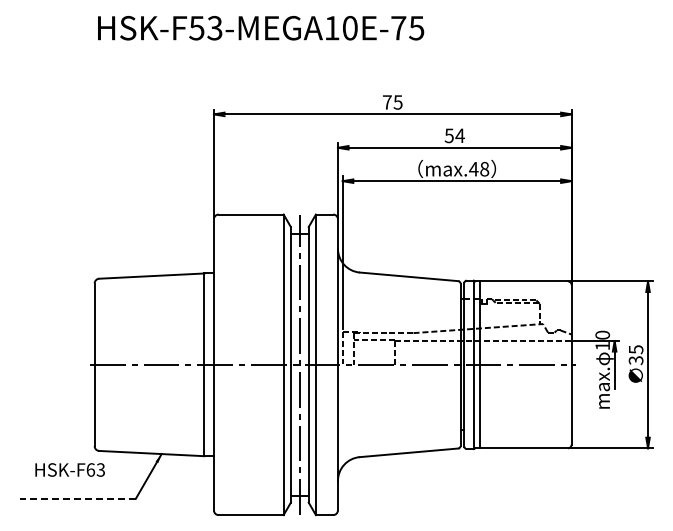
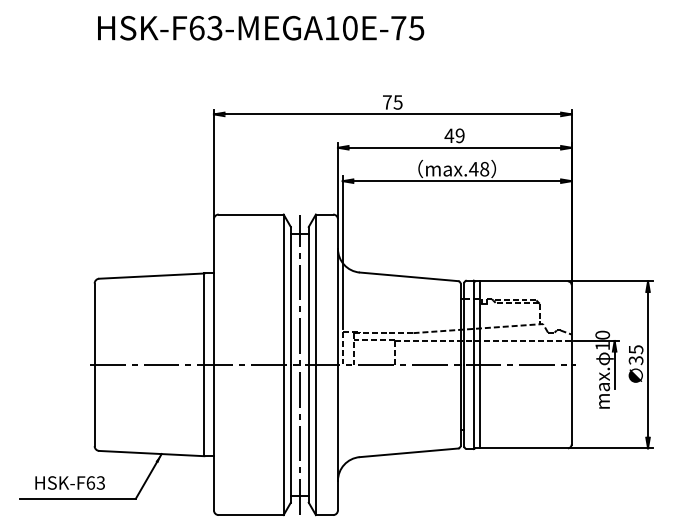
text: HSK-F53-MEGA10E-75 -> HSK-F63-MEGA10E-75 (196, 27)
text: 54 -> 49 (454, 135)
text position: (69, 469) -> (69, 482) (69, 482)
line: dashed -> solid (78, 498)
